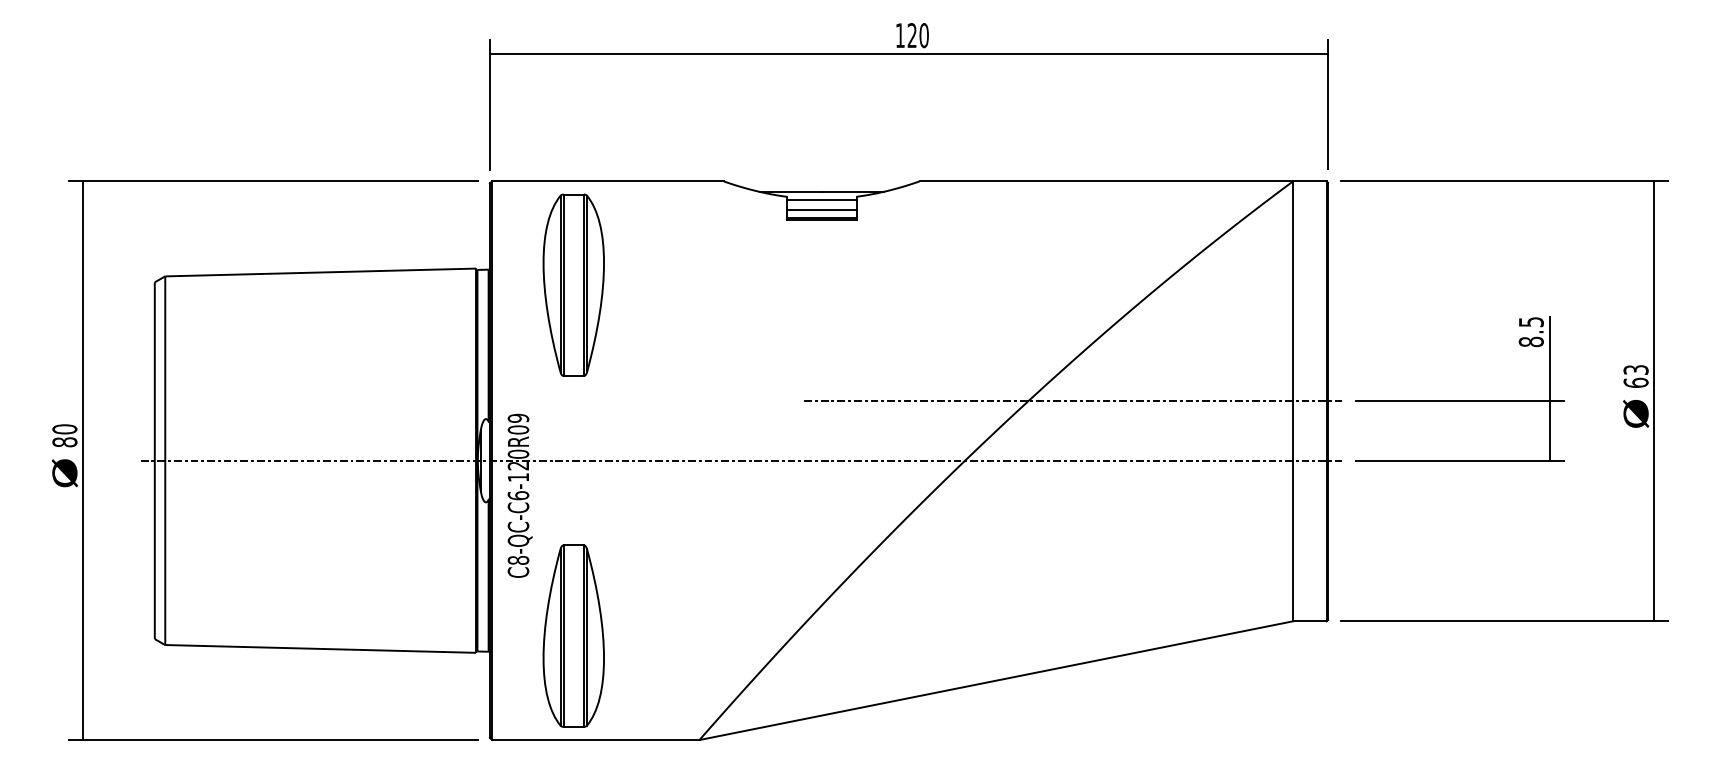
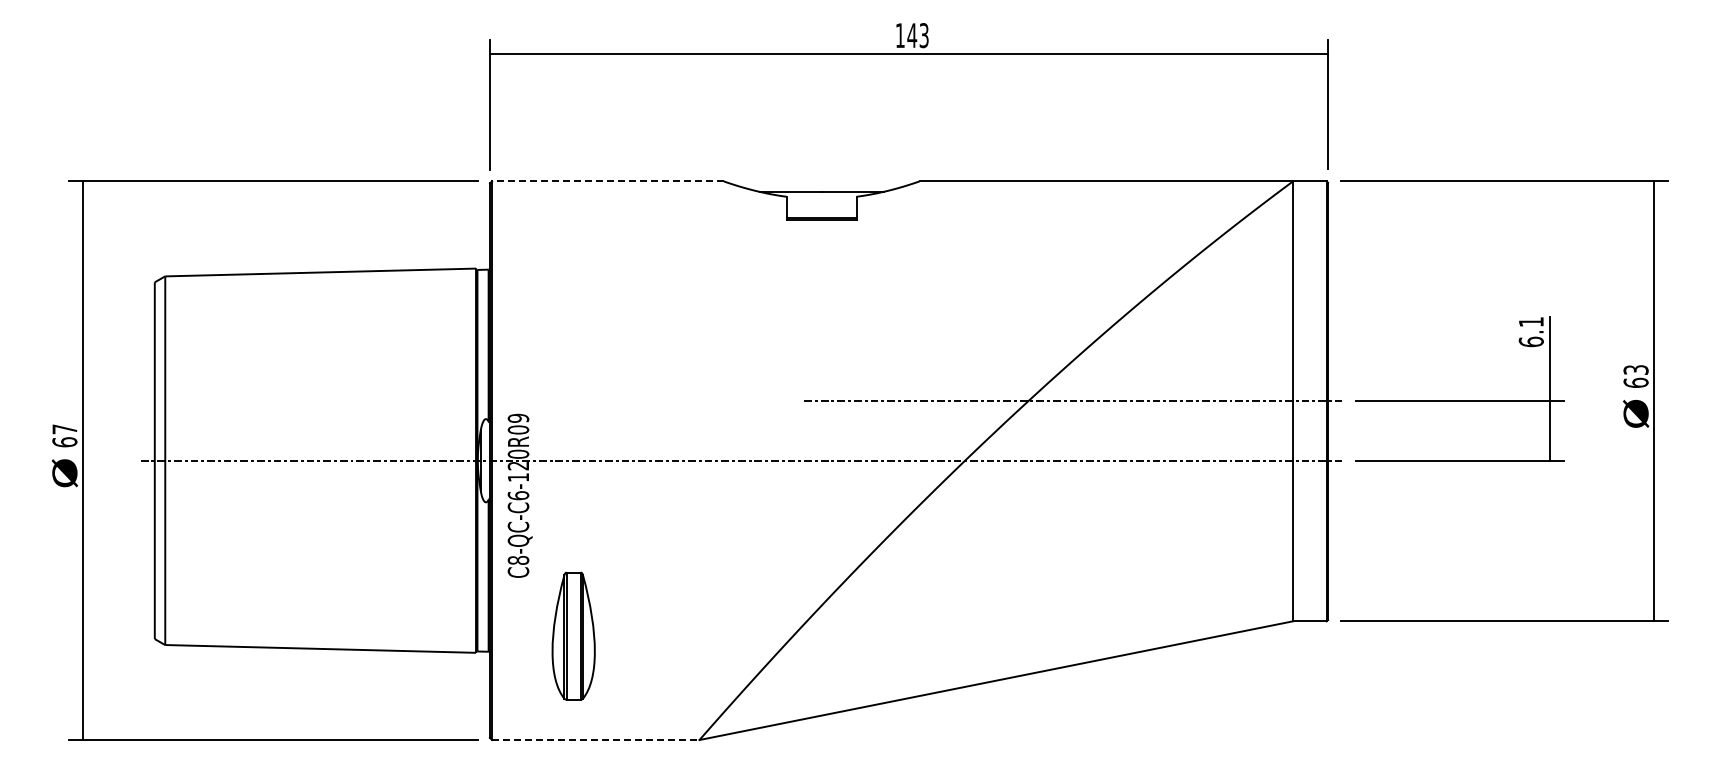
text: 120 -> 143 (917, 35)
line: solid -> dashed (607, 181)
line: present -> none (821, 199)
line: present -> none (821, 209)
part: present -> none (573, 284)
text: 8.5 -> 6.1 (1530, 332)
text: 80 -> 67 (64, 435)
part size: 63x184 px -> 45x130 px (573, 635)
line: solid -> dashed (595, 740)
